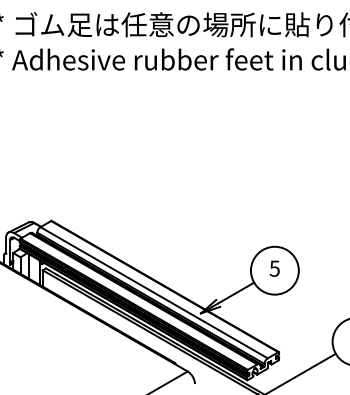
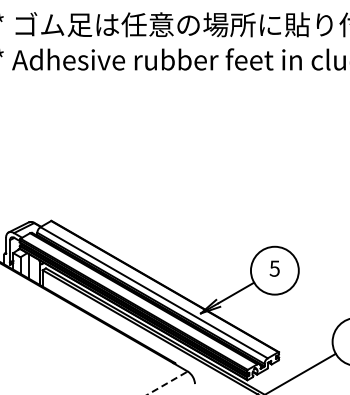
line: solid -> dashed (167, 382)
